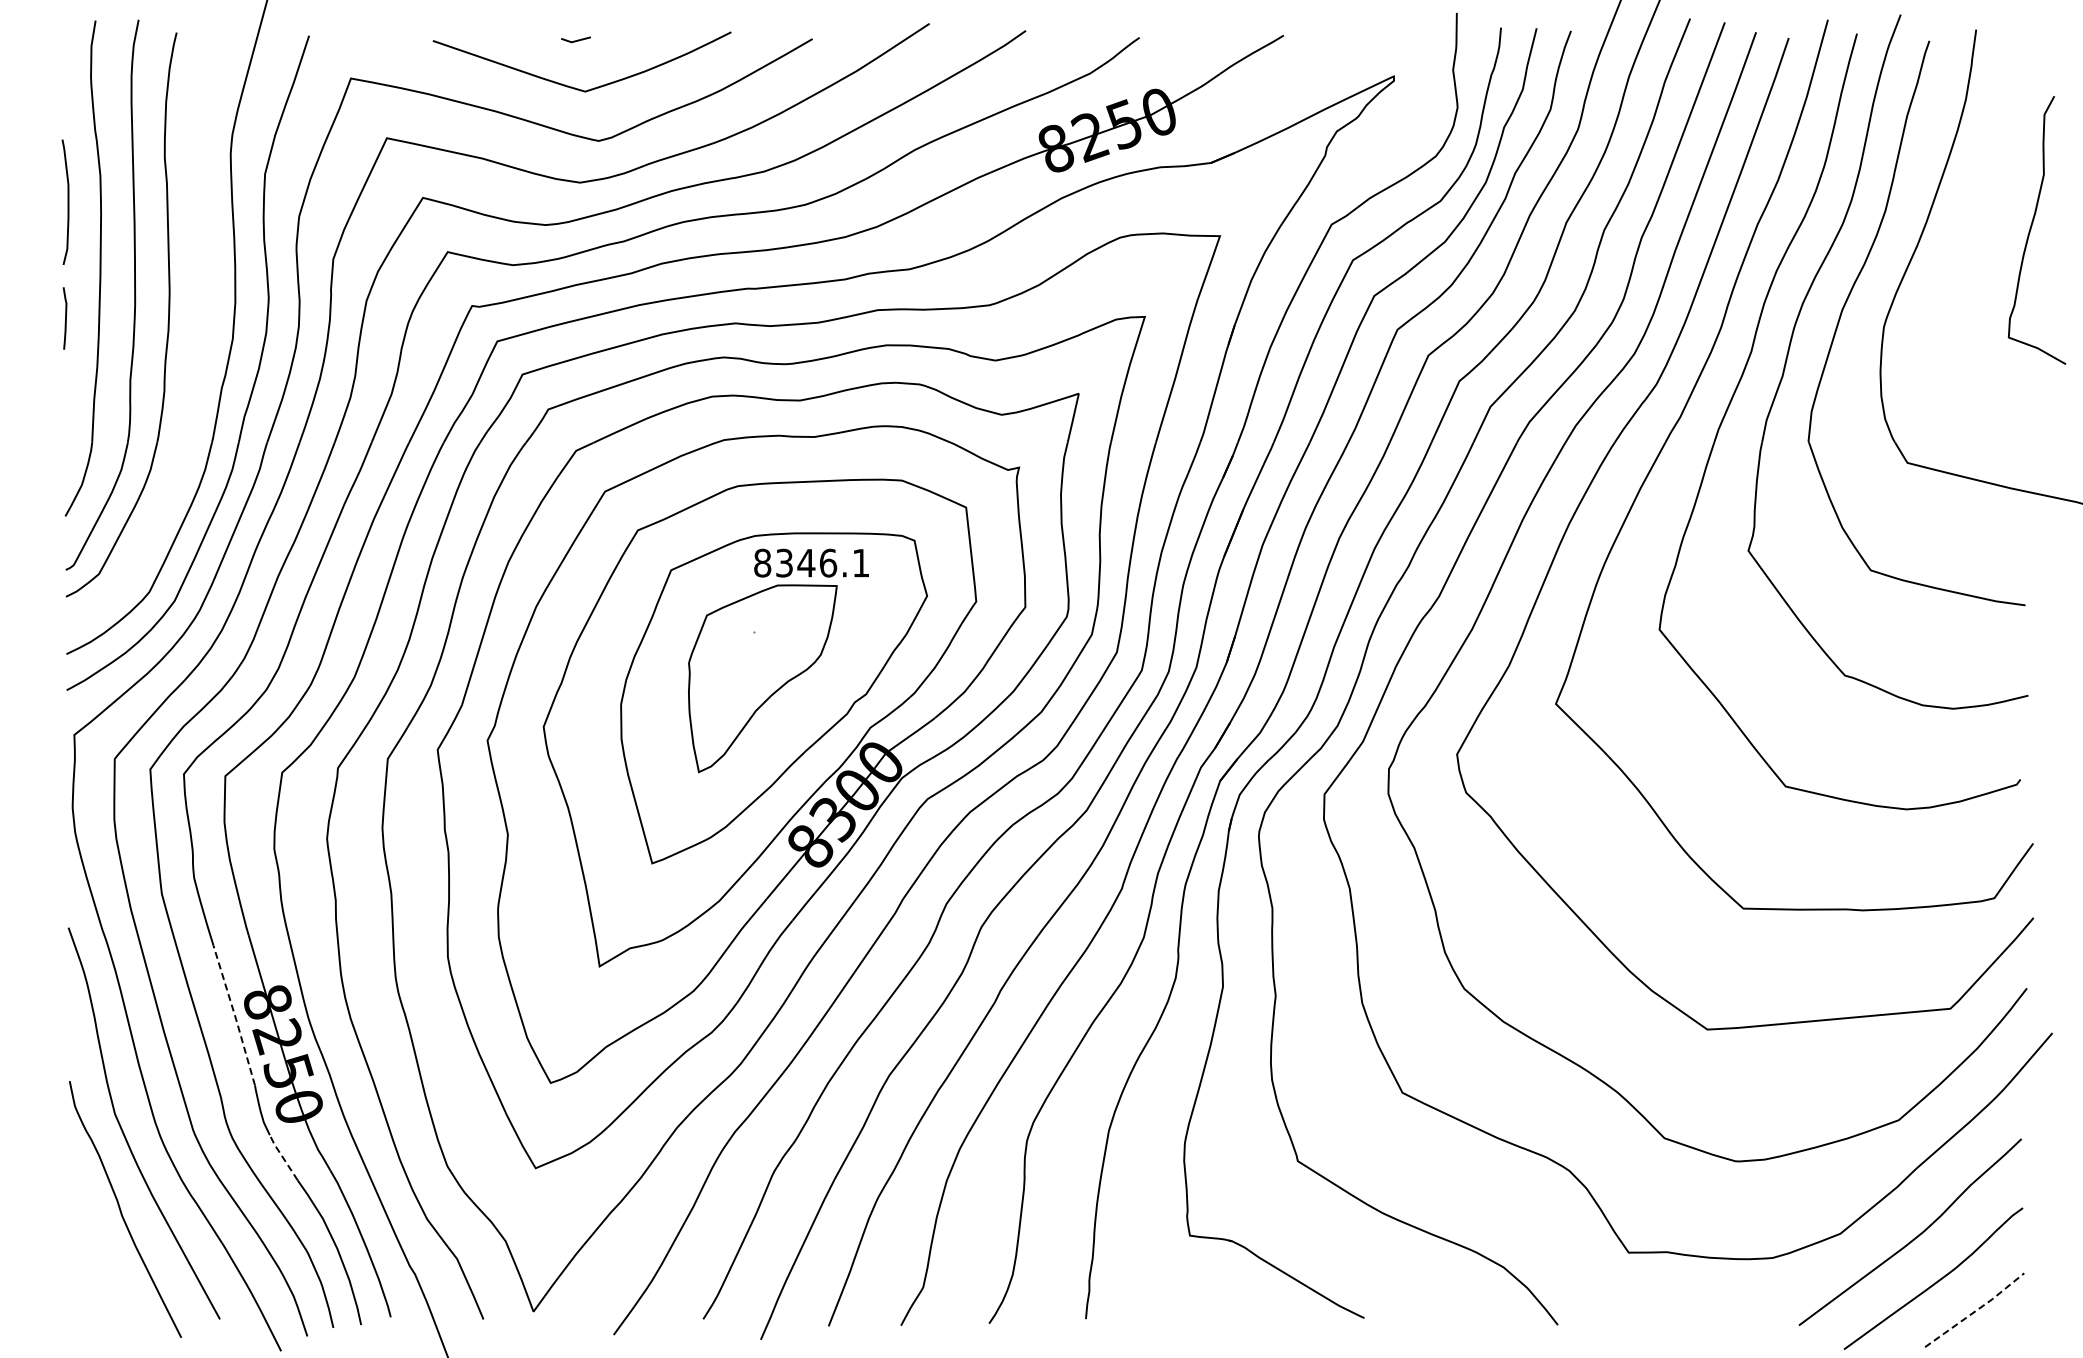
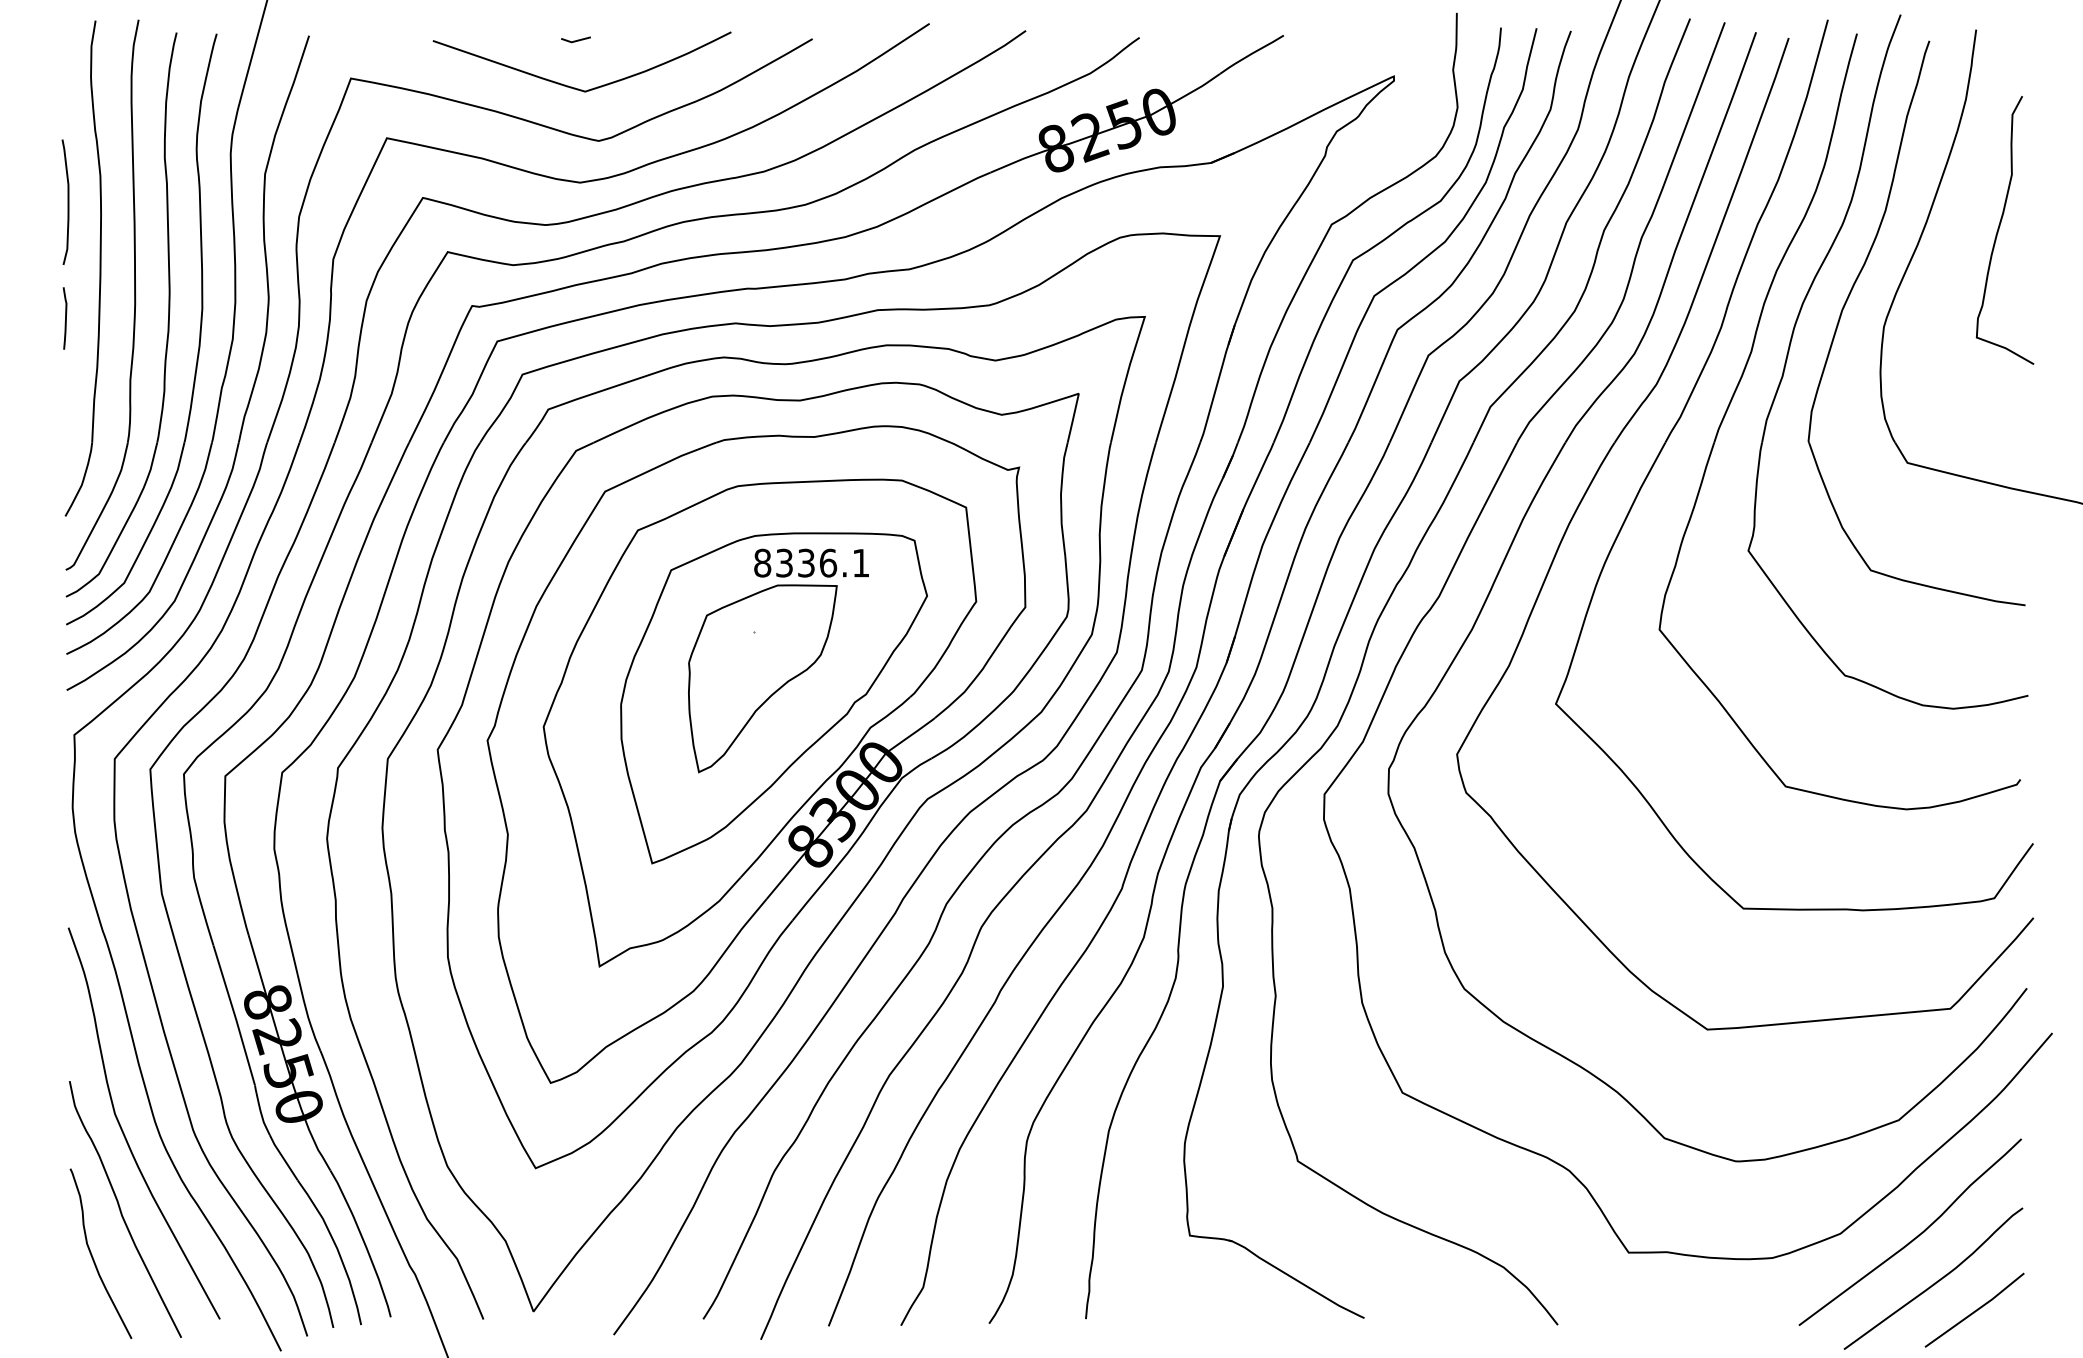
curve position: (2031, 229) -> (1999, 229) (1999, 229)
part: none -> present (199, 330)
text: 8346.1 -> 8336.1 (806, 562)
line: dashed -> solid (235, 1016)
line: dashed -> solid (282, 1157)
curve: none -> present (92, 1254)
line: dashed -> solid (1976, 1310)
